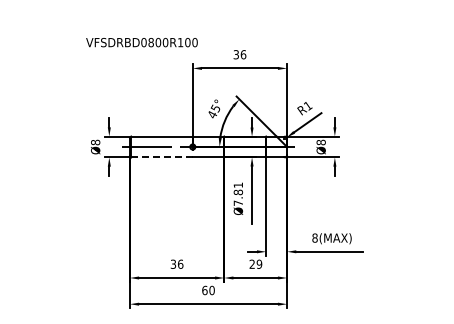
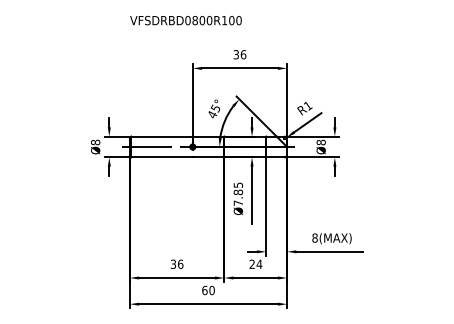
text position: (141, 42) -> (185, 20) (185, 20)
line: dashed -> solid (162, 157)
text: Ø7.81 -> Ø7.85 (238, 184)
text: 29 -> 24 (259, 263)
